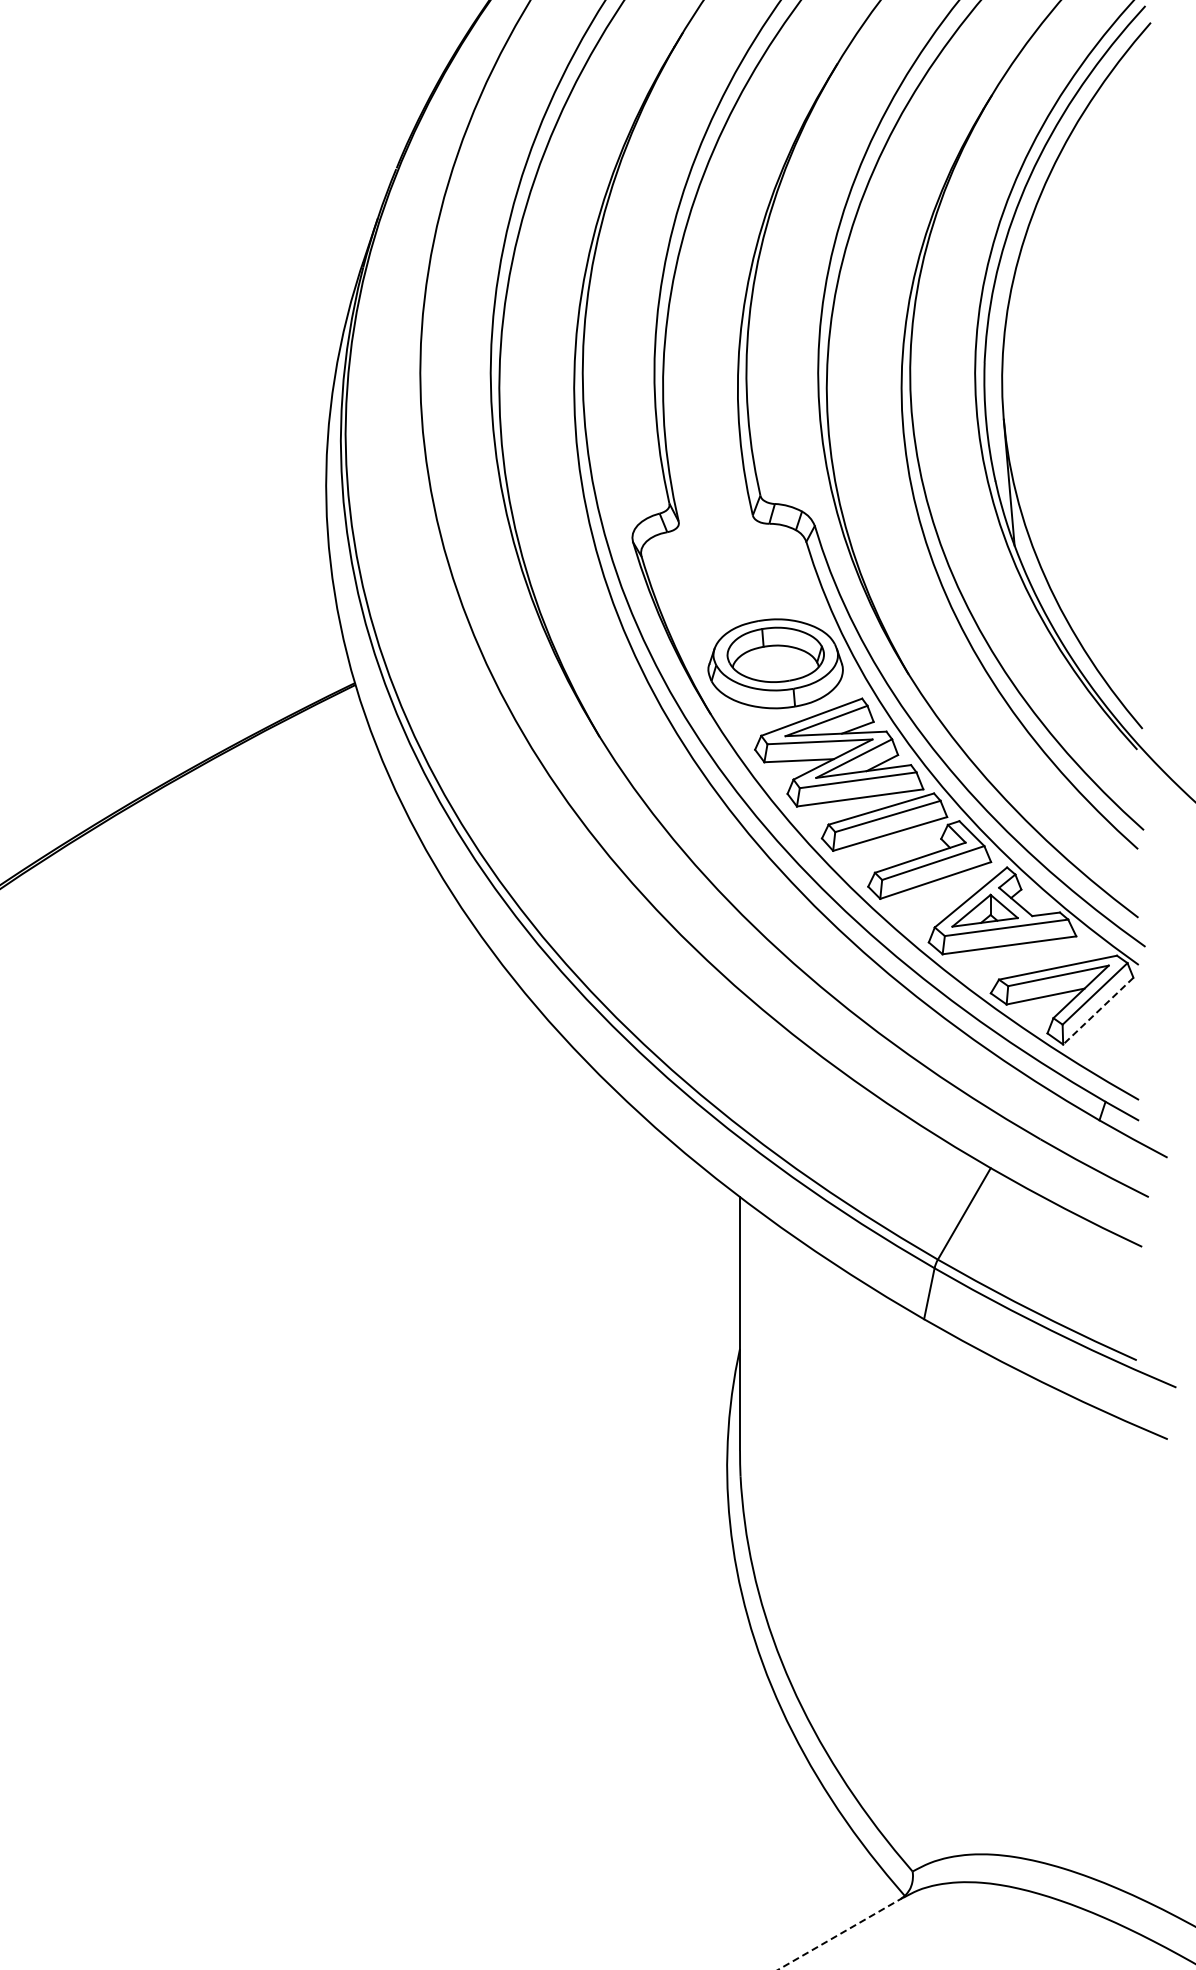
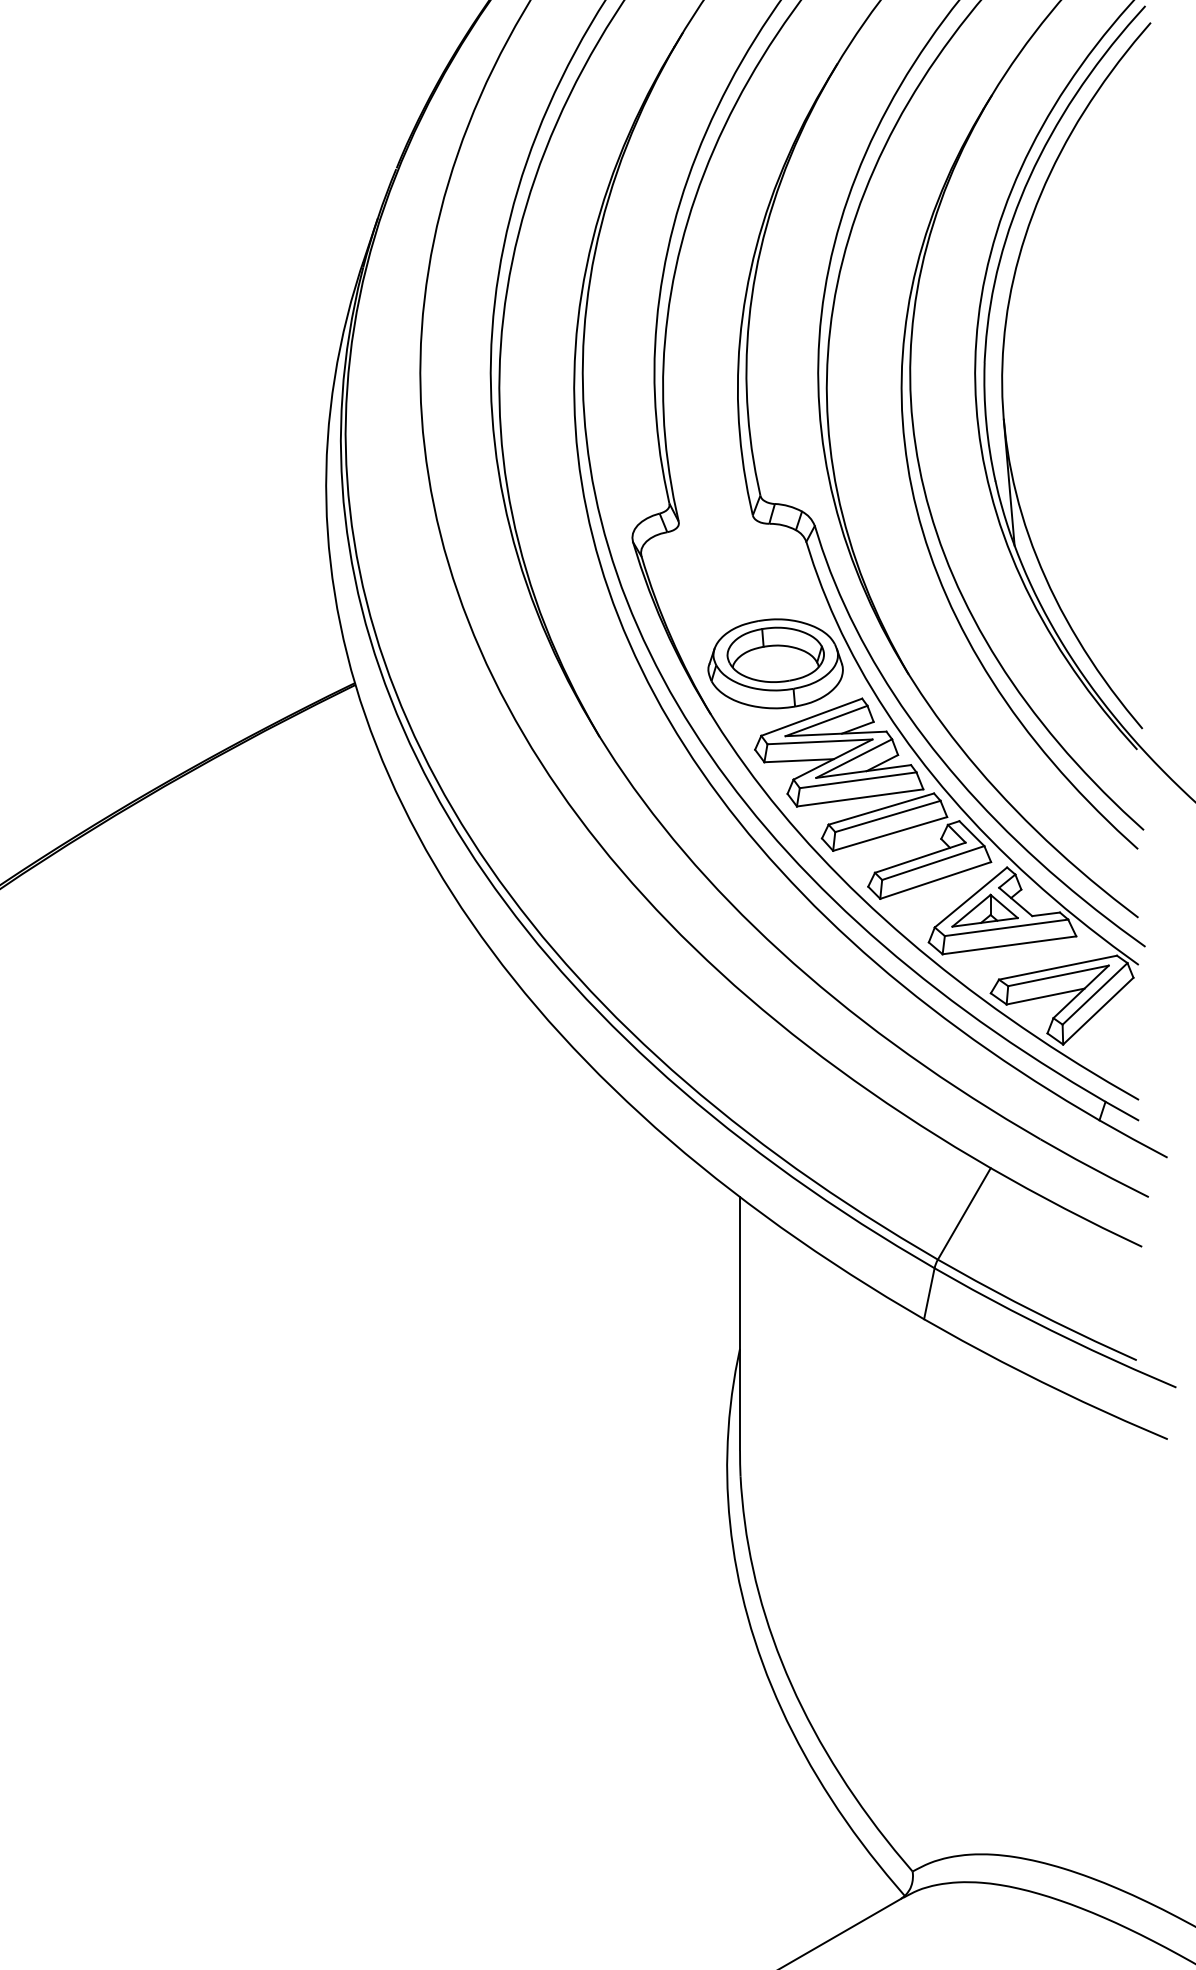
line: dashed -> solid (1097, 1011)
line: dashed -> solid (840, 1933)
